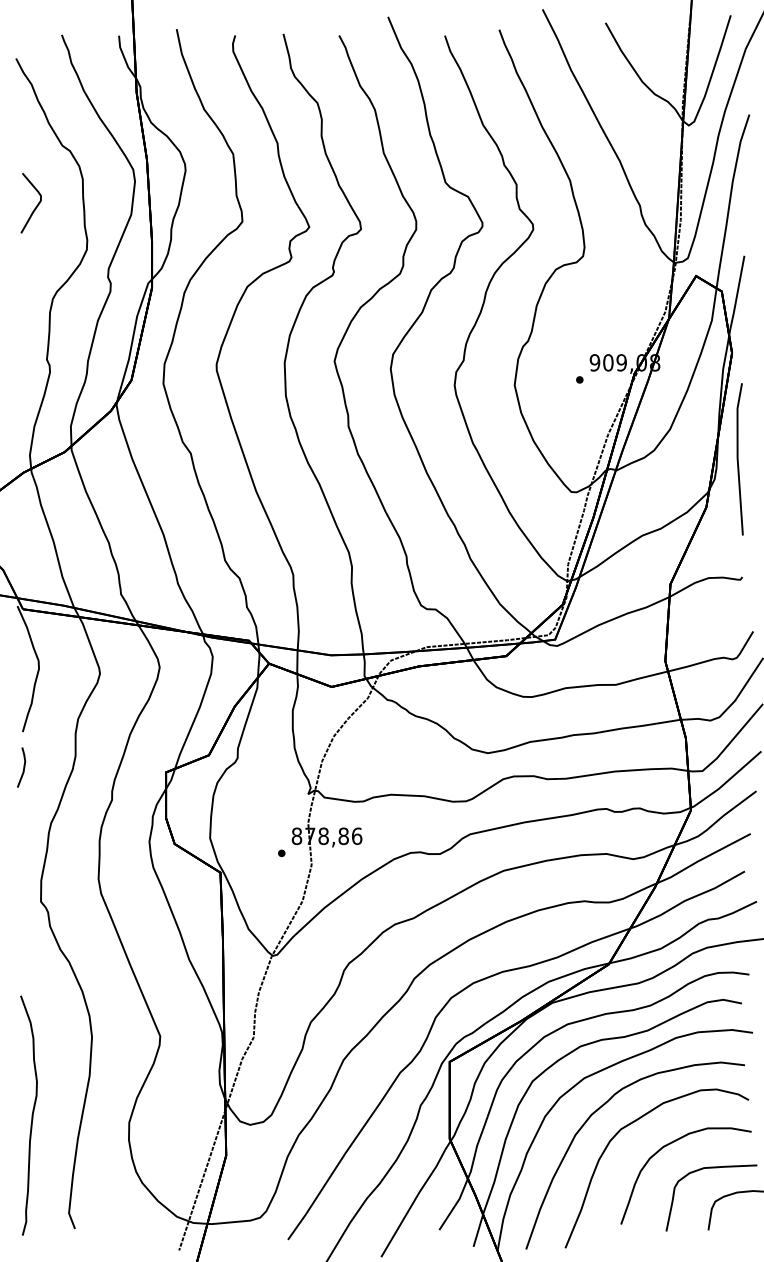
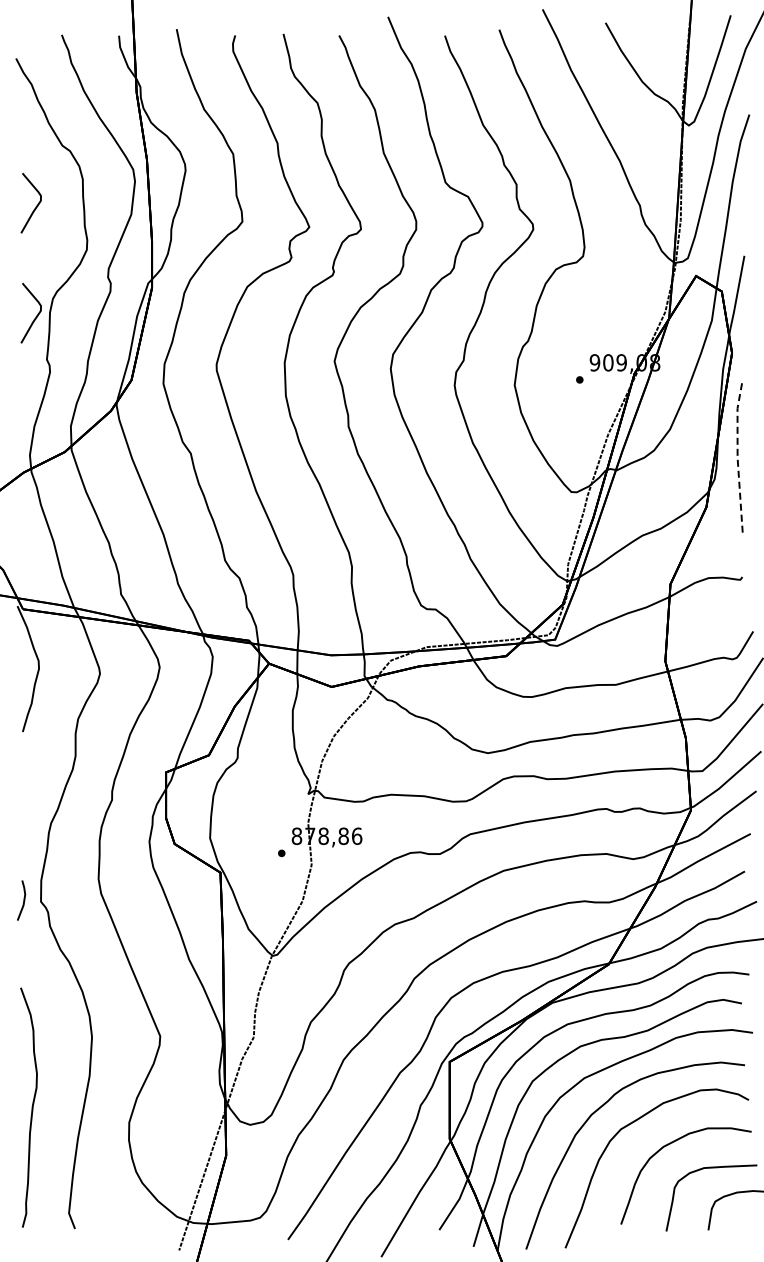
curve: none -> present (35, 316)
line: solid -> dashed (737, 457)
line position: (23, 767) -> (23, 900) (23, 900)
curve position: (31, 1115) -> (31, 1107) (31, 1107)
